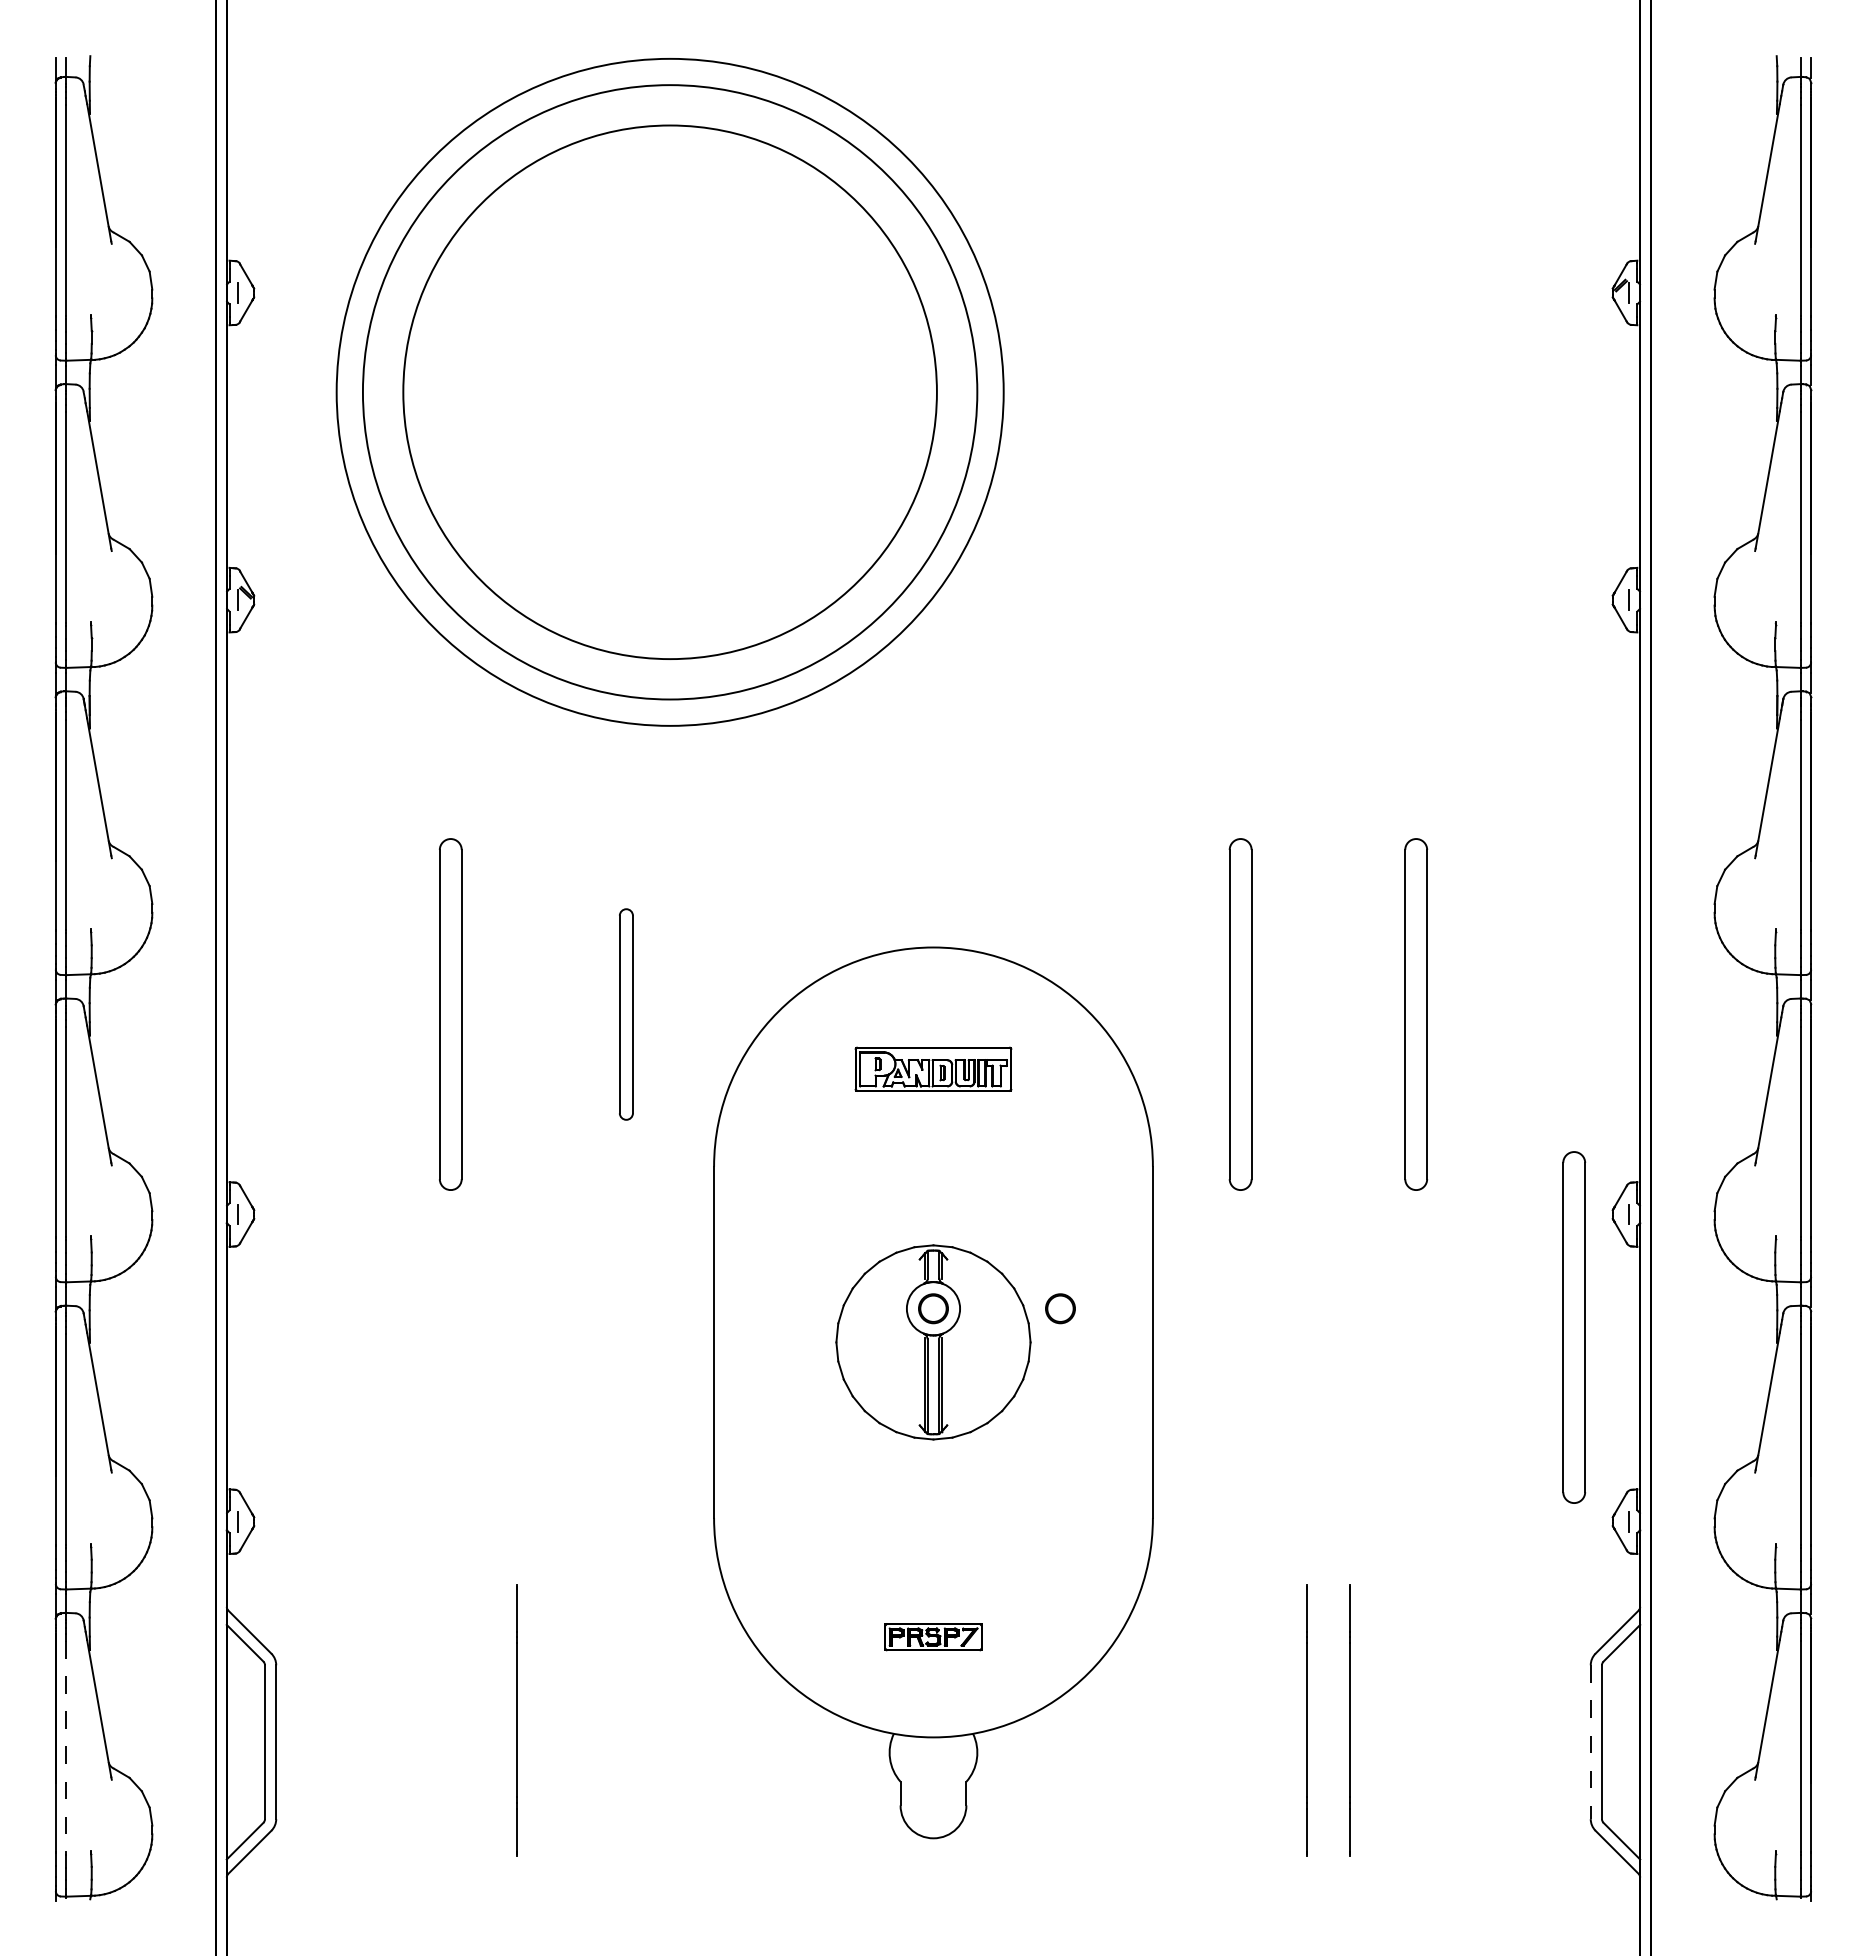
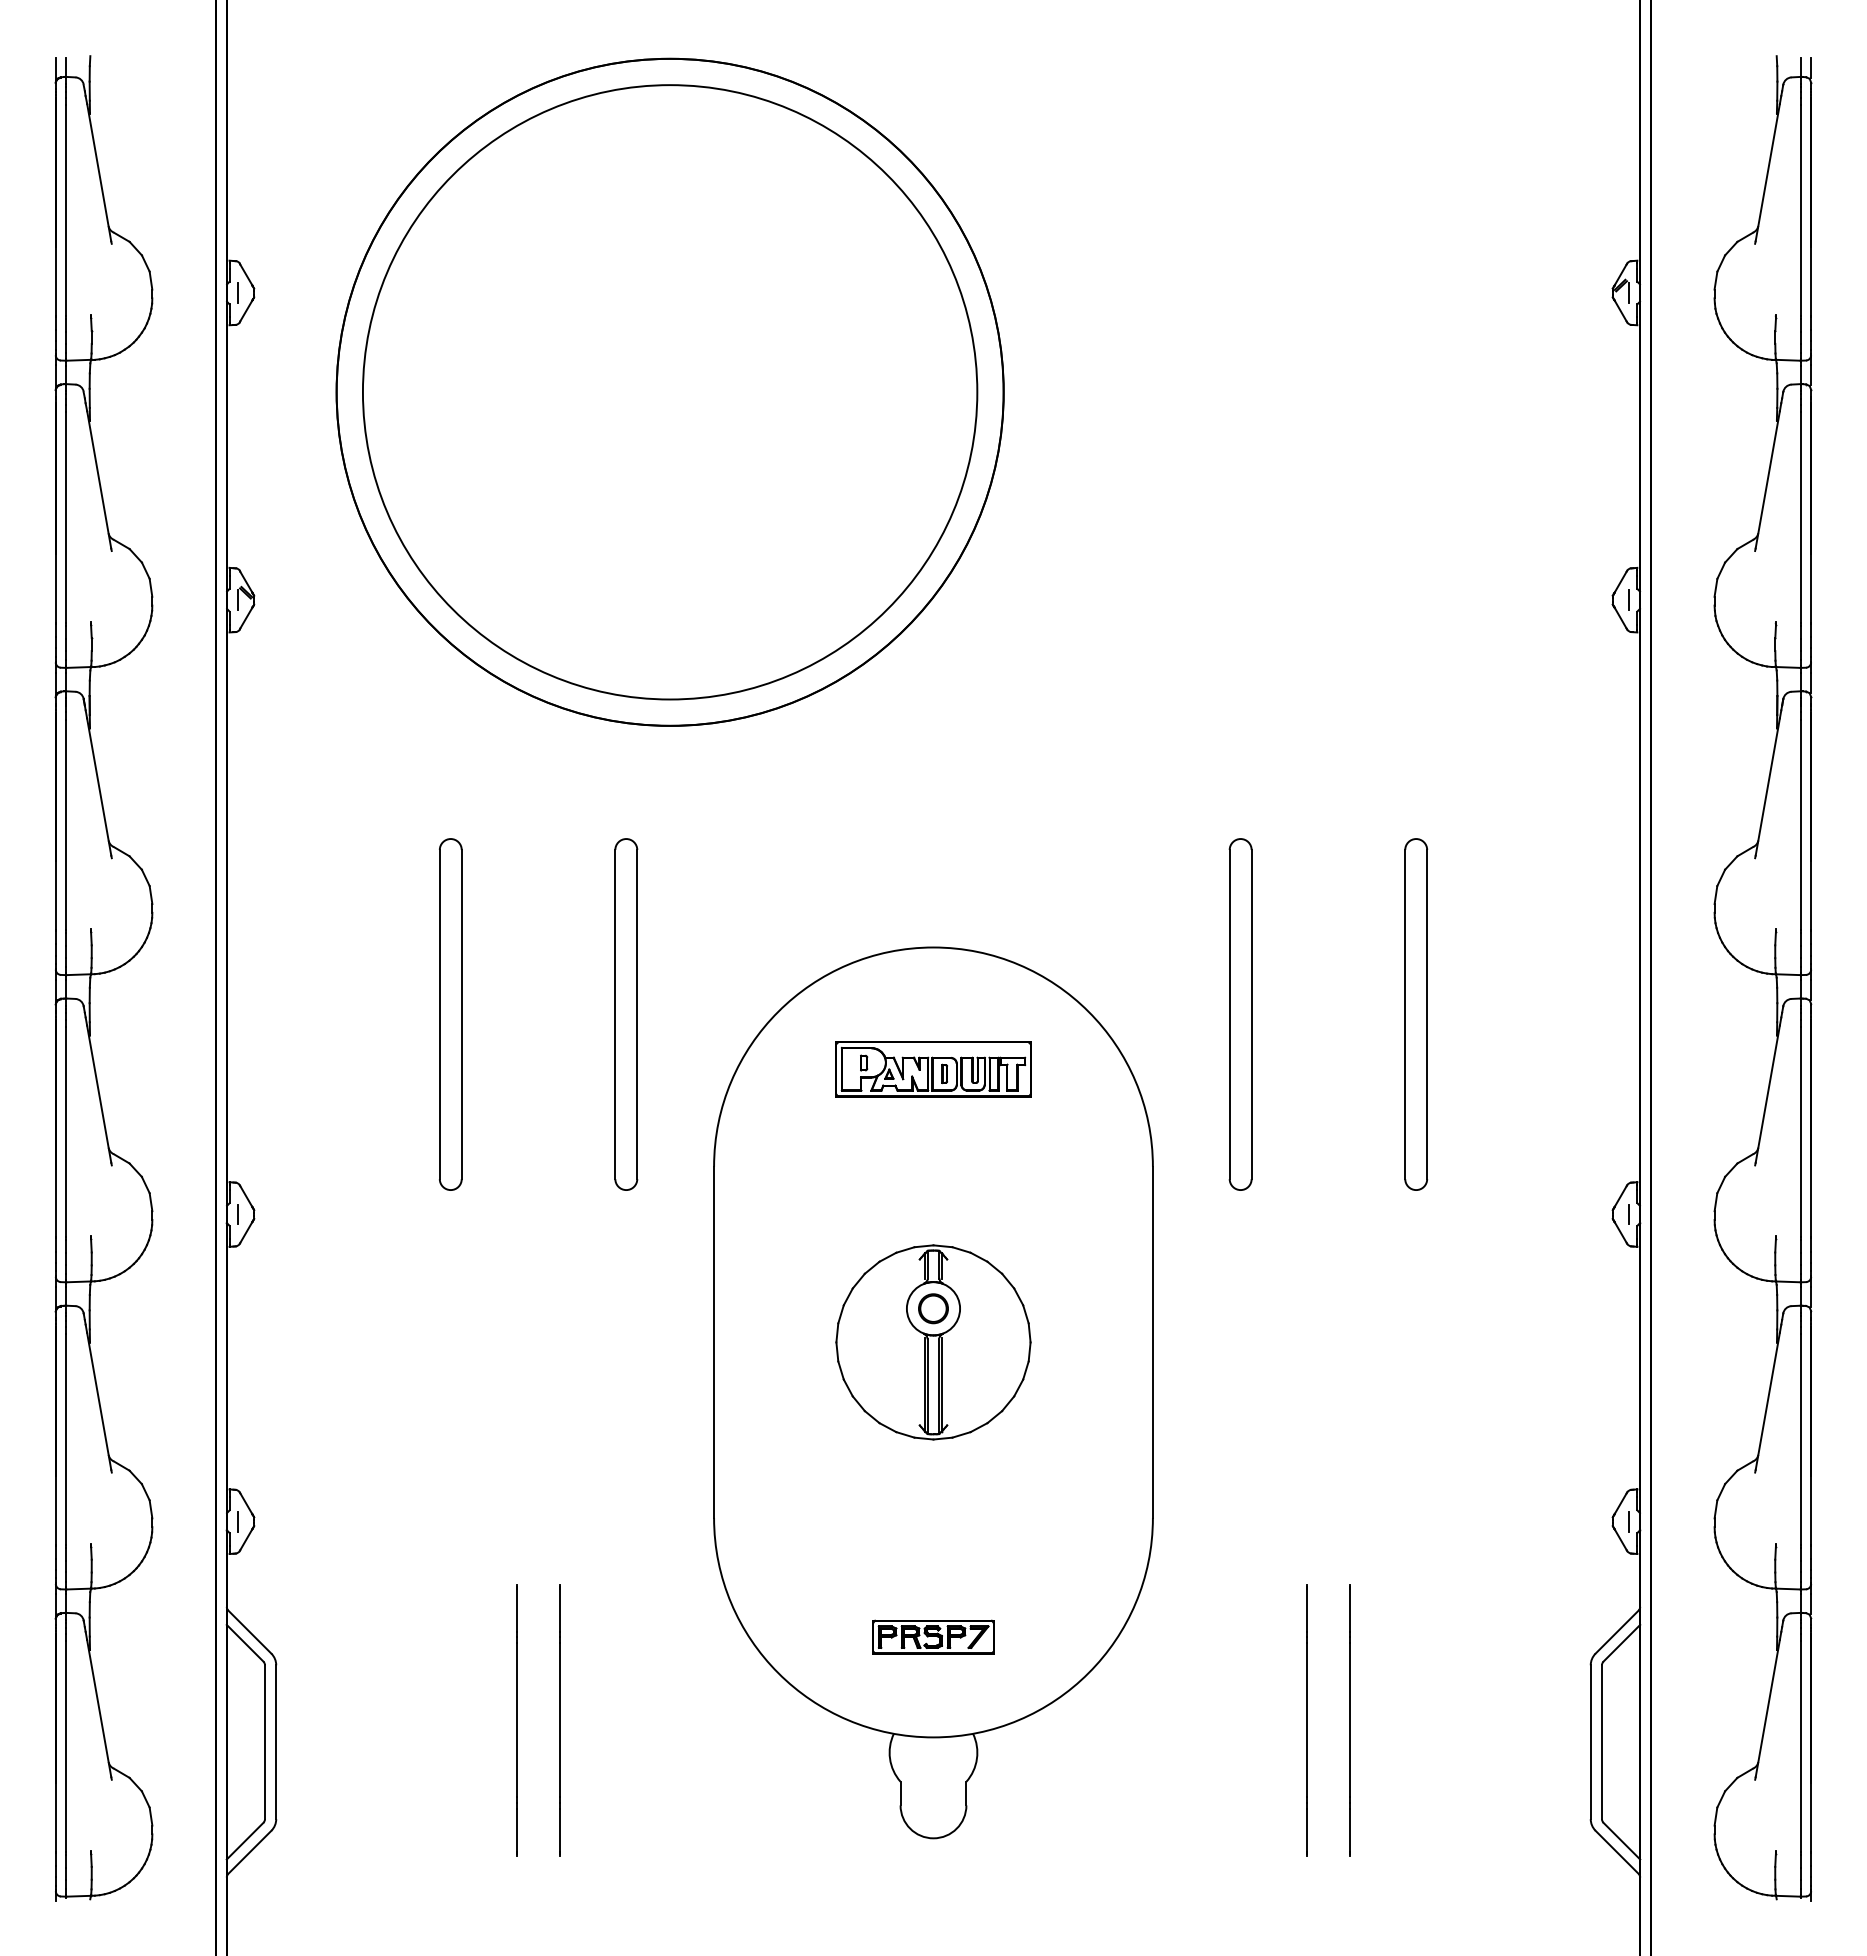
circle diameter: 534 px -> 667 px (669, 391)
part size: 15x213 px -> 25x353 px (626, 1014)
part size: 159x46 px -> 197x57 px (933, 1069)
circle: present -> none (1060, 1308)
part: present -> none (1574, 1327)
part size: 99x29 px -> 123x36 px (933, 1636)
line: none -> present (559, 1720)
line: dashed -> solid (1590, 1742)
line: dashed -> solid (66, 1746)
